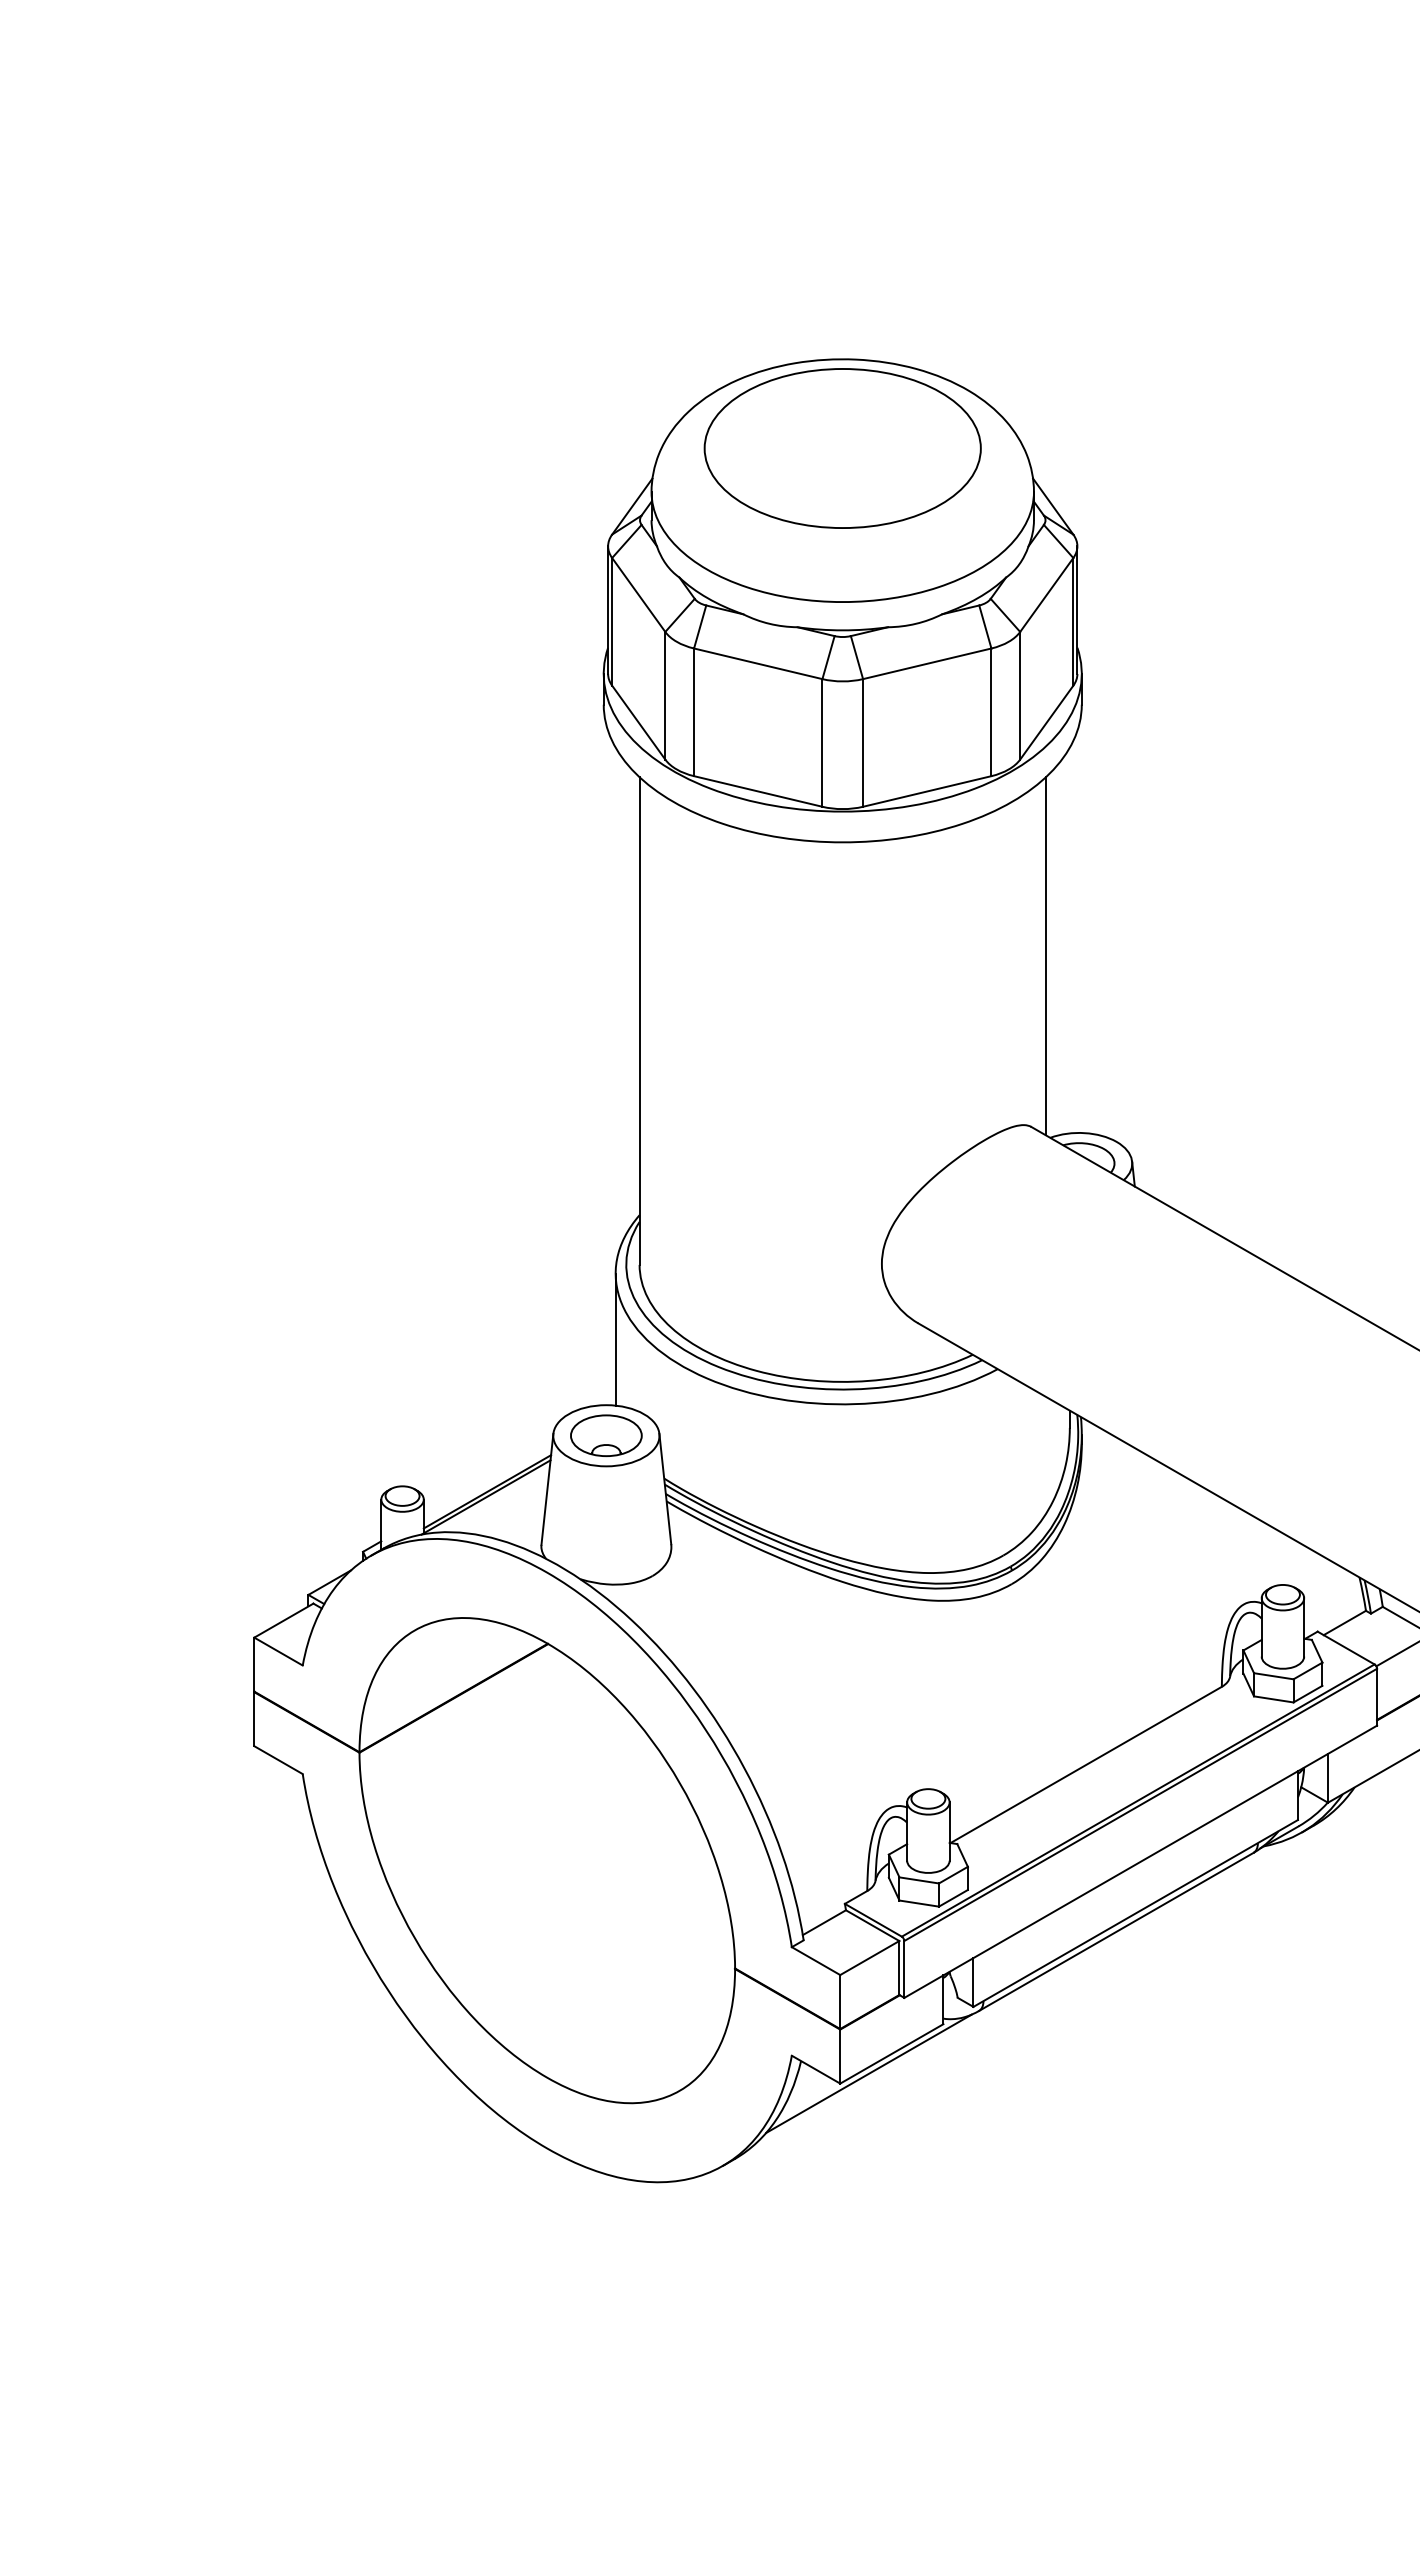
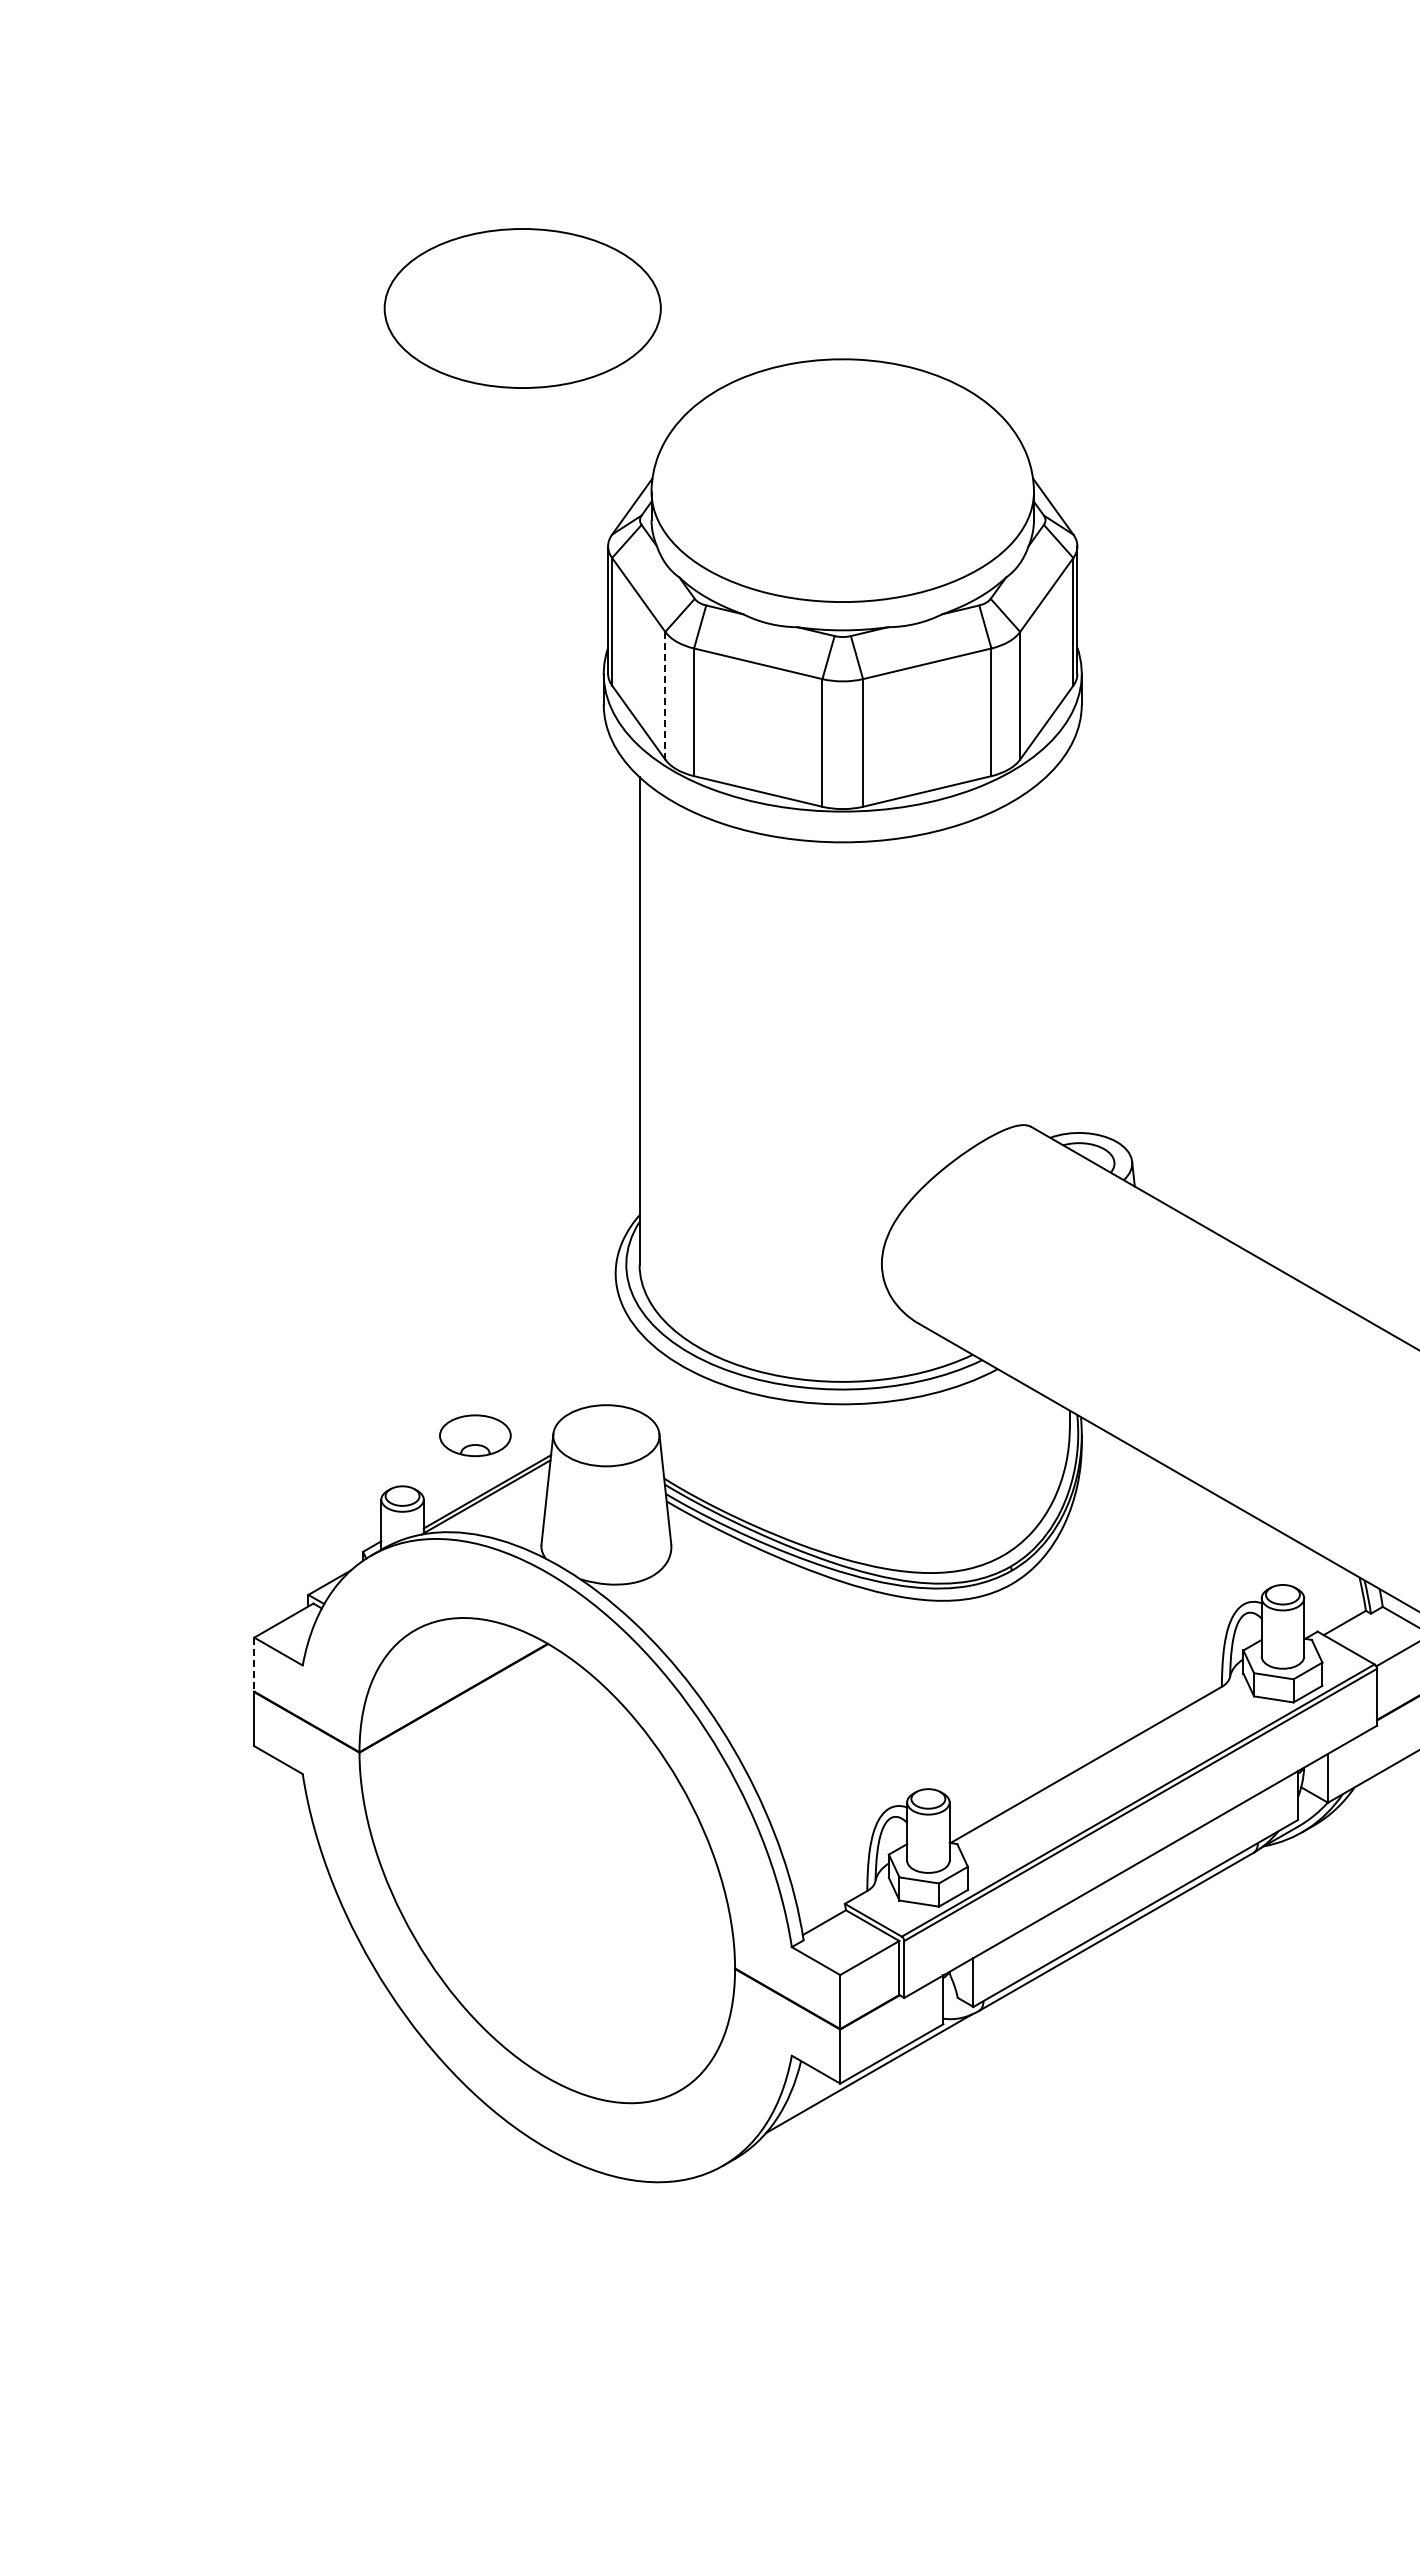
part position: (842, 448) -> (522, 308) (522, 308)
line: solid -> dashed (665, 695)
line: present -> none (1045, 956)
line: present -> none (615, 1339)
part position: (606, 1435) -> (475, 1435) (475, 1435)
line: solid -> dashed (254, 1664)
